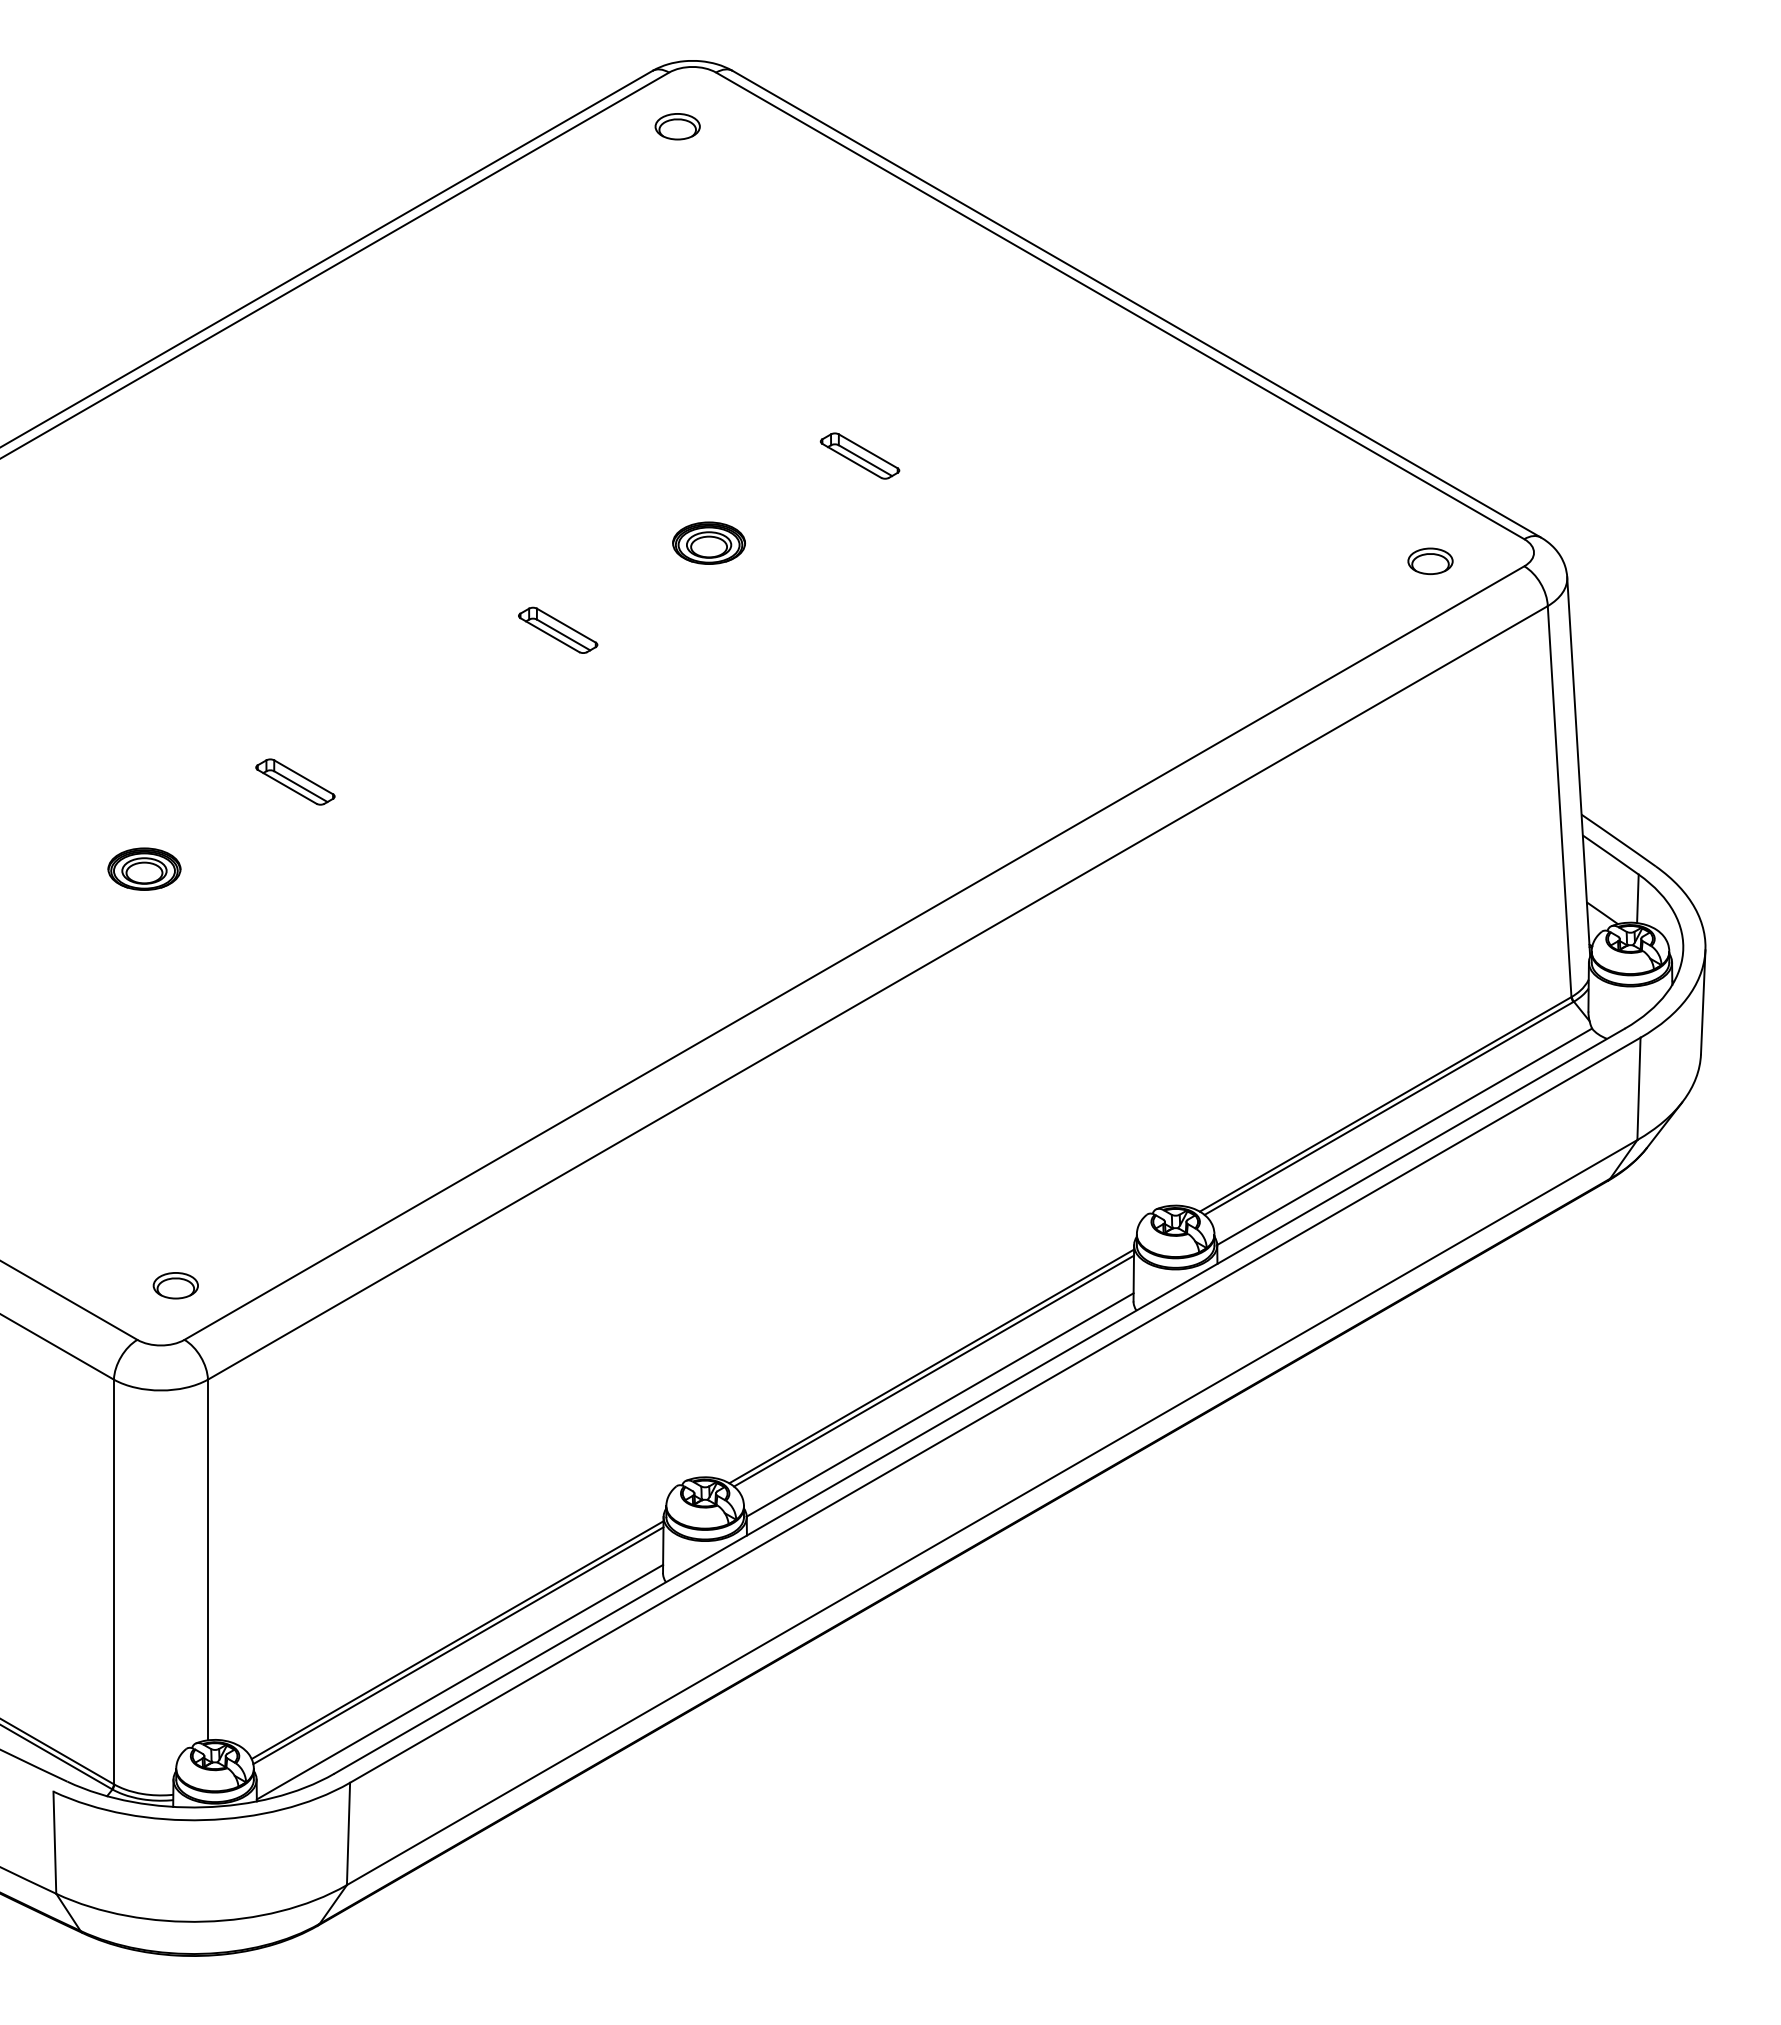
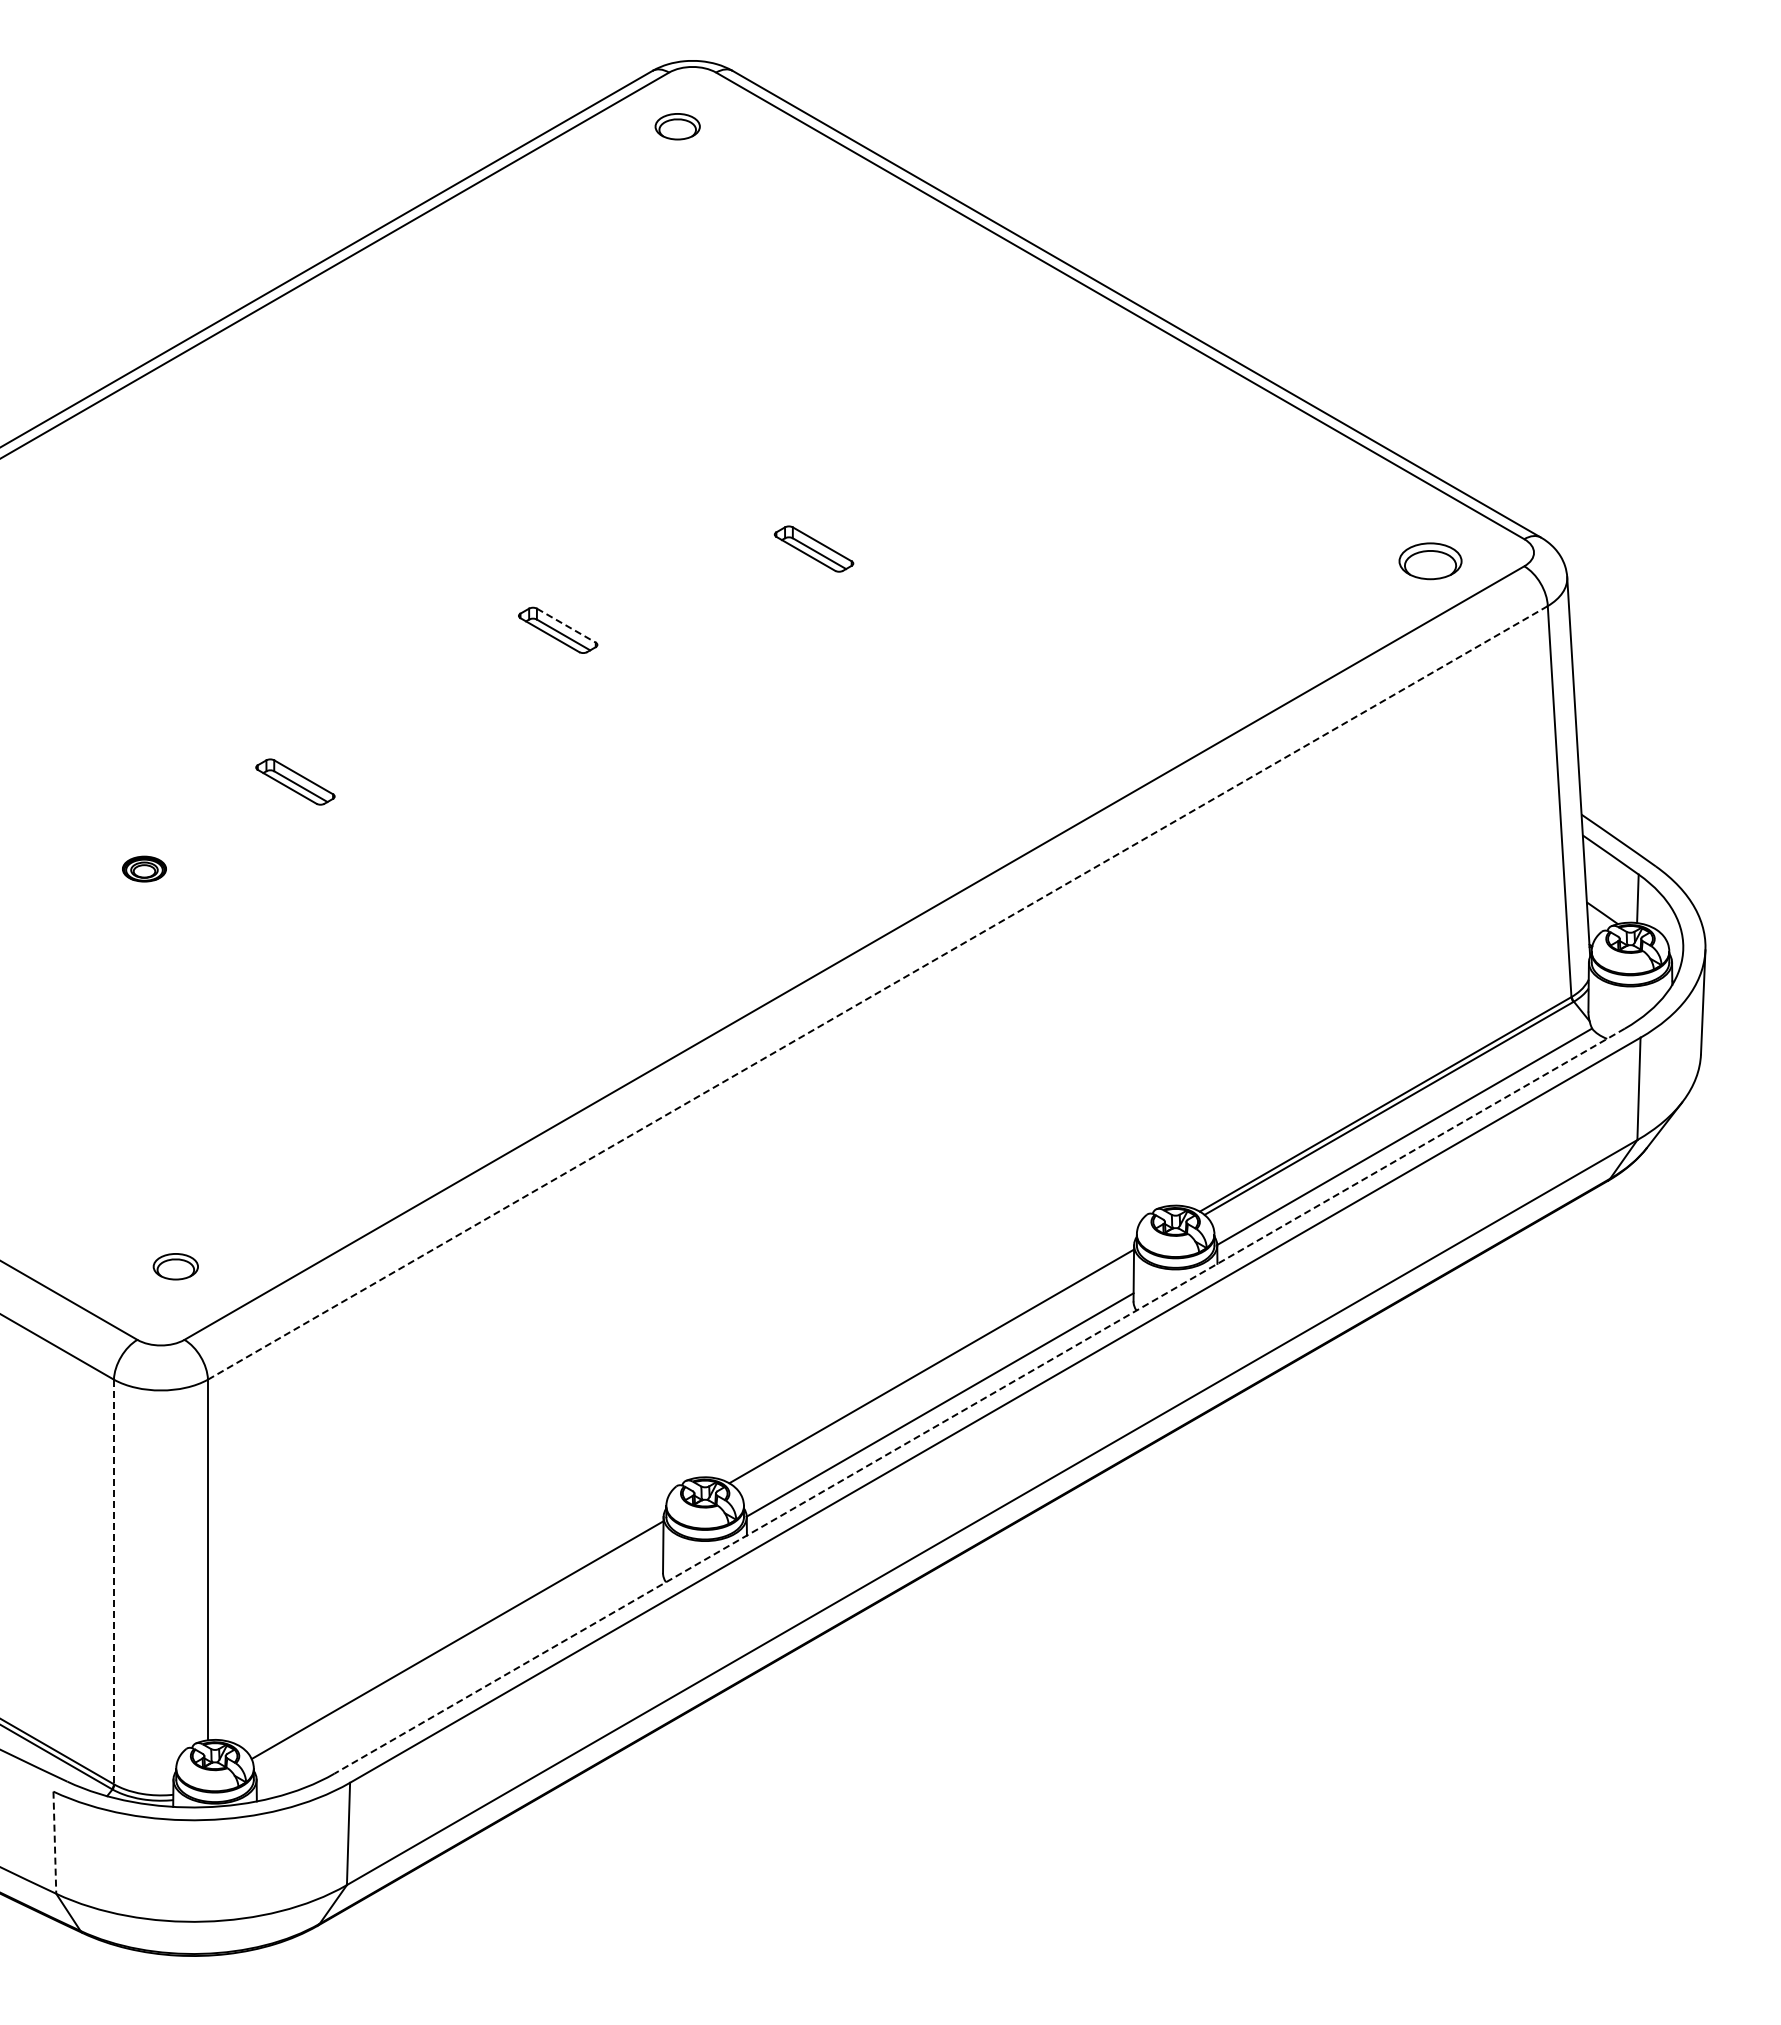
part position: (859, 455) -> (813, 548) (813, 548)
part: present -> none (708, 542)
part size: 47x29 px -> 65x39 px (1430, 561)
line: solid -> dashed (566, 625)
part size: 75x44 px -> 45x28 px (144, 868)
line: solid -> dashed (877, 992)
part position: (175, 1285) -> (175, 1266) (175, 1266)
line: present -> none (933, 1370)
line: solid -> dashed (979, 1401)
line: solid -> dashed (113, 1582)
line: present -> none (458, 1645)
line: present -> none (459, 1681)
line: solid -> dashed (54, 1843)
